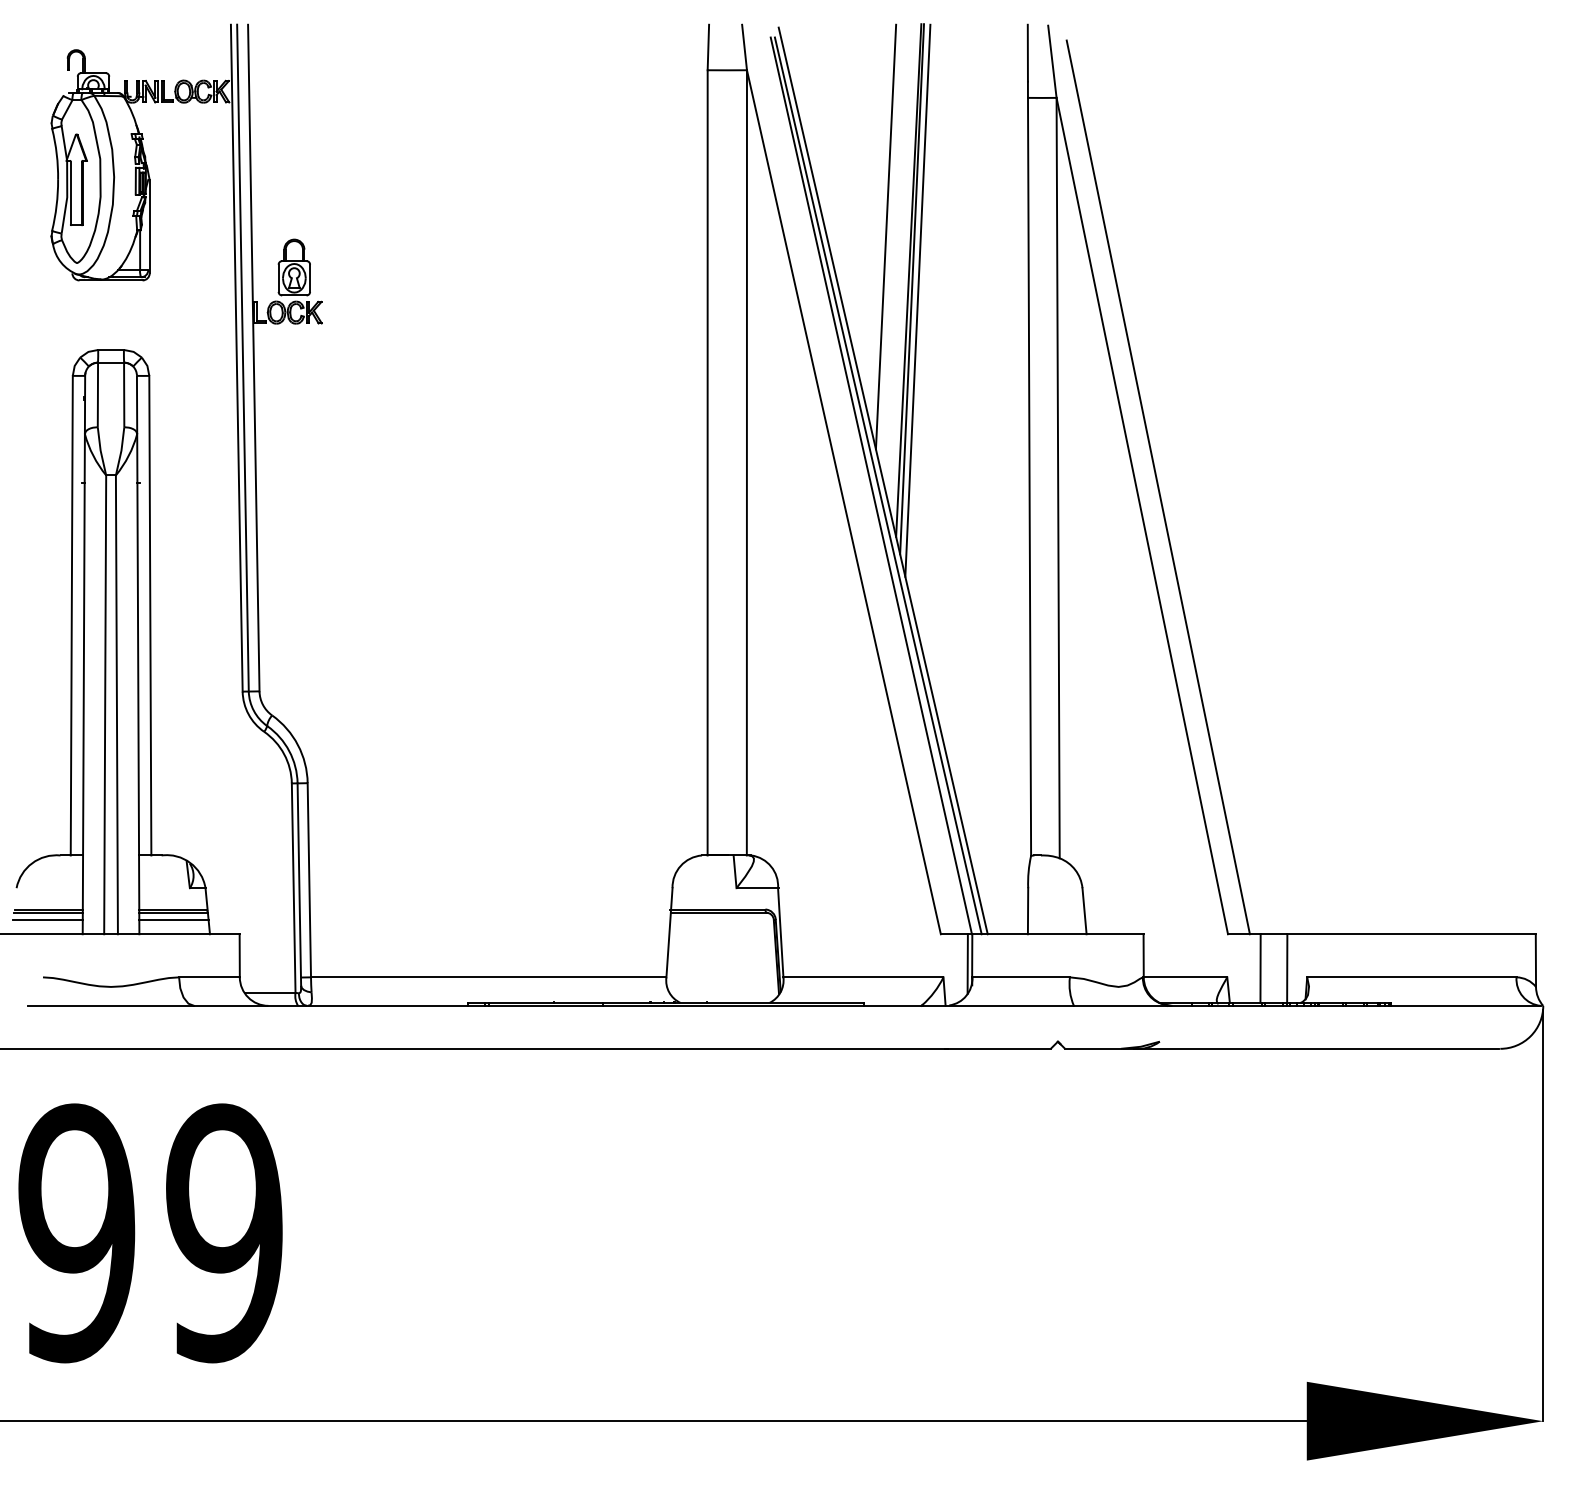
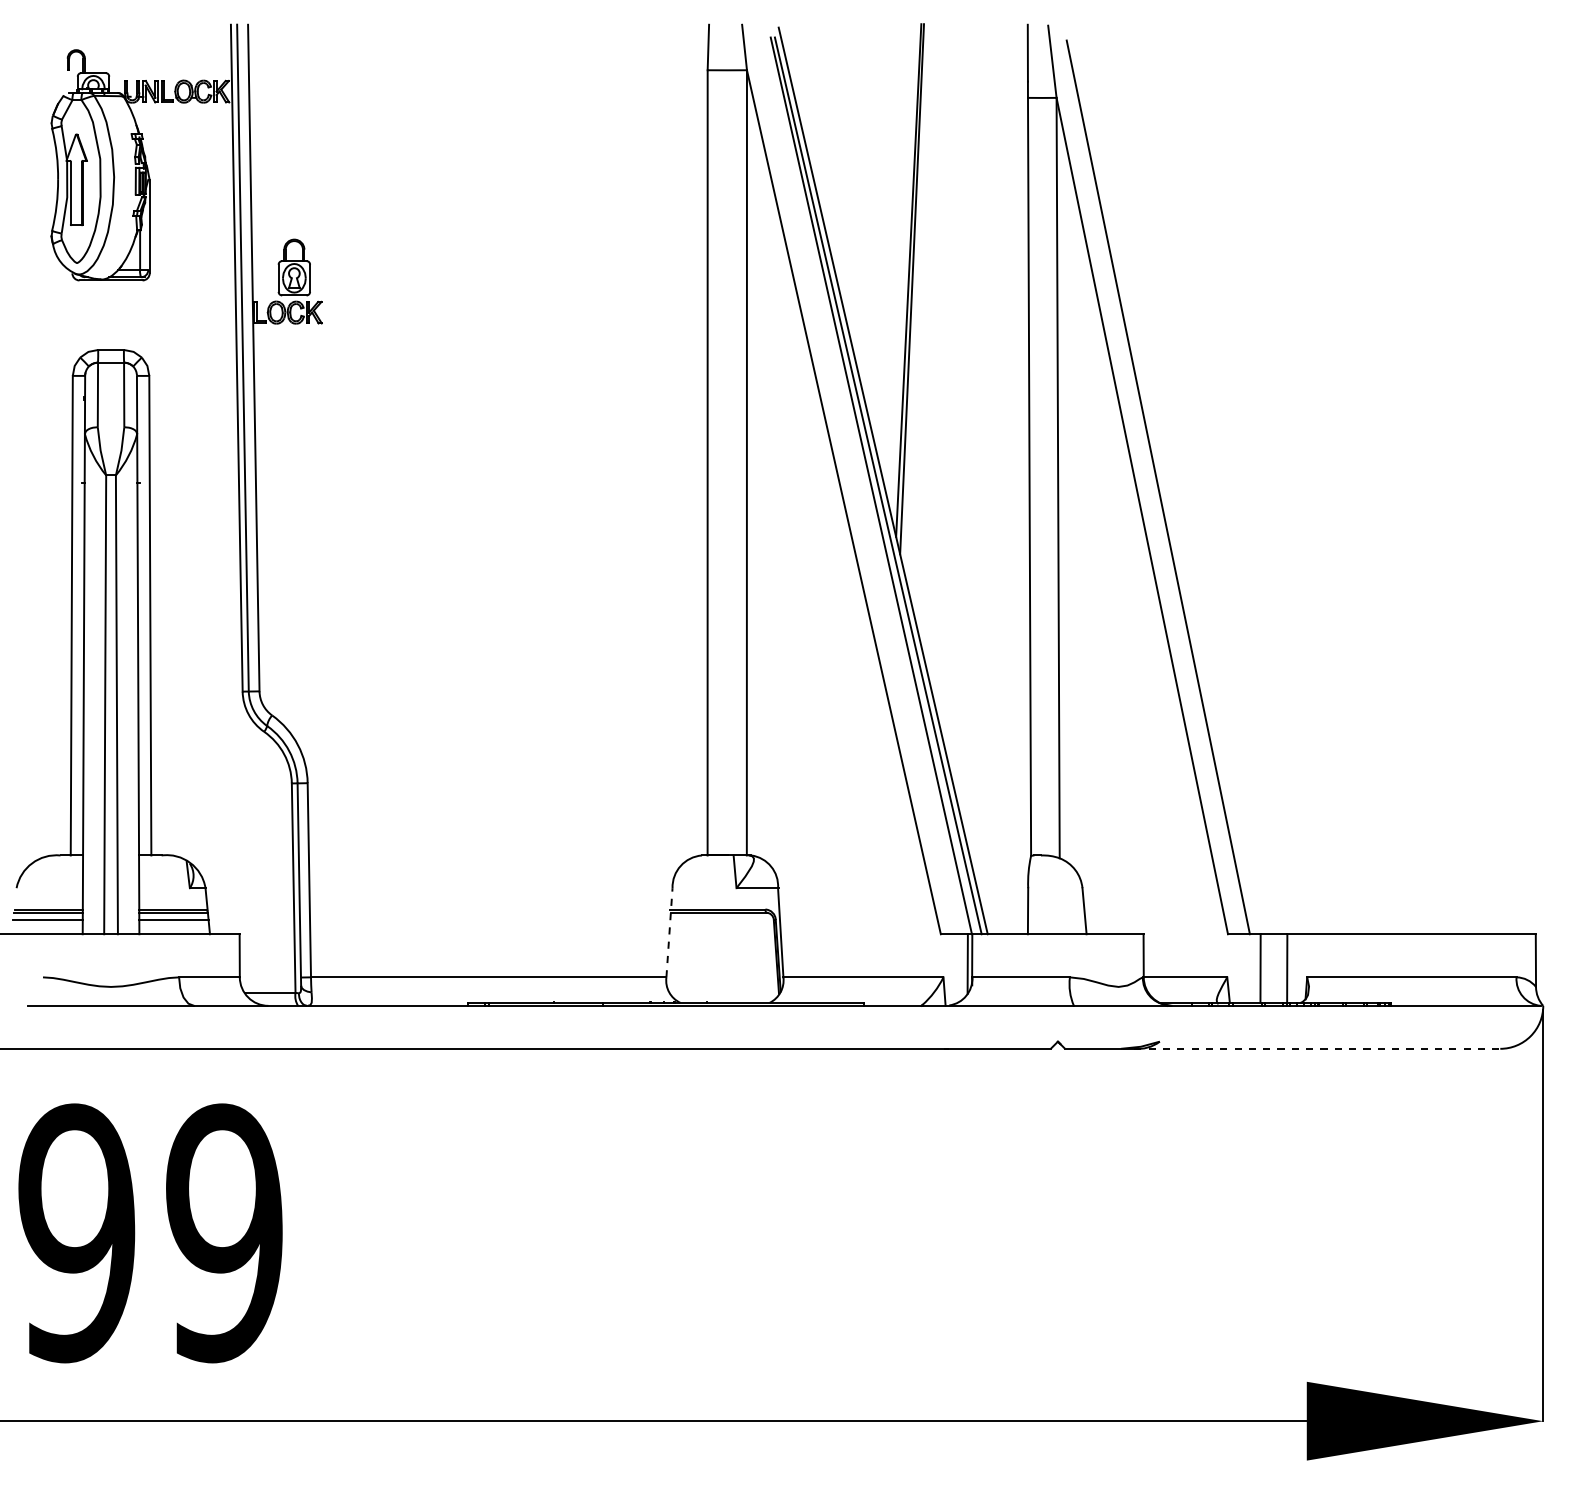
line: present -> none (885, 236)
line: present -> none (917, 300)
line: solid -> dashed (669, 932)
line: solid -> dashed (1317, 1048)
